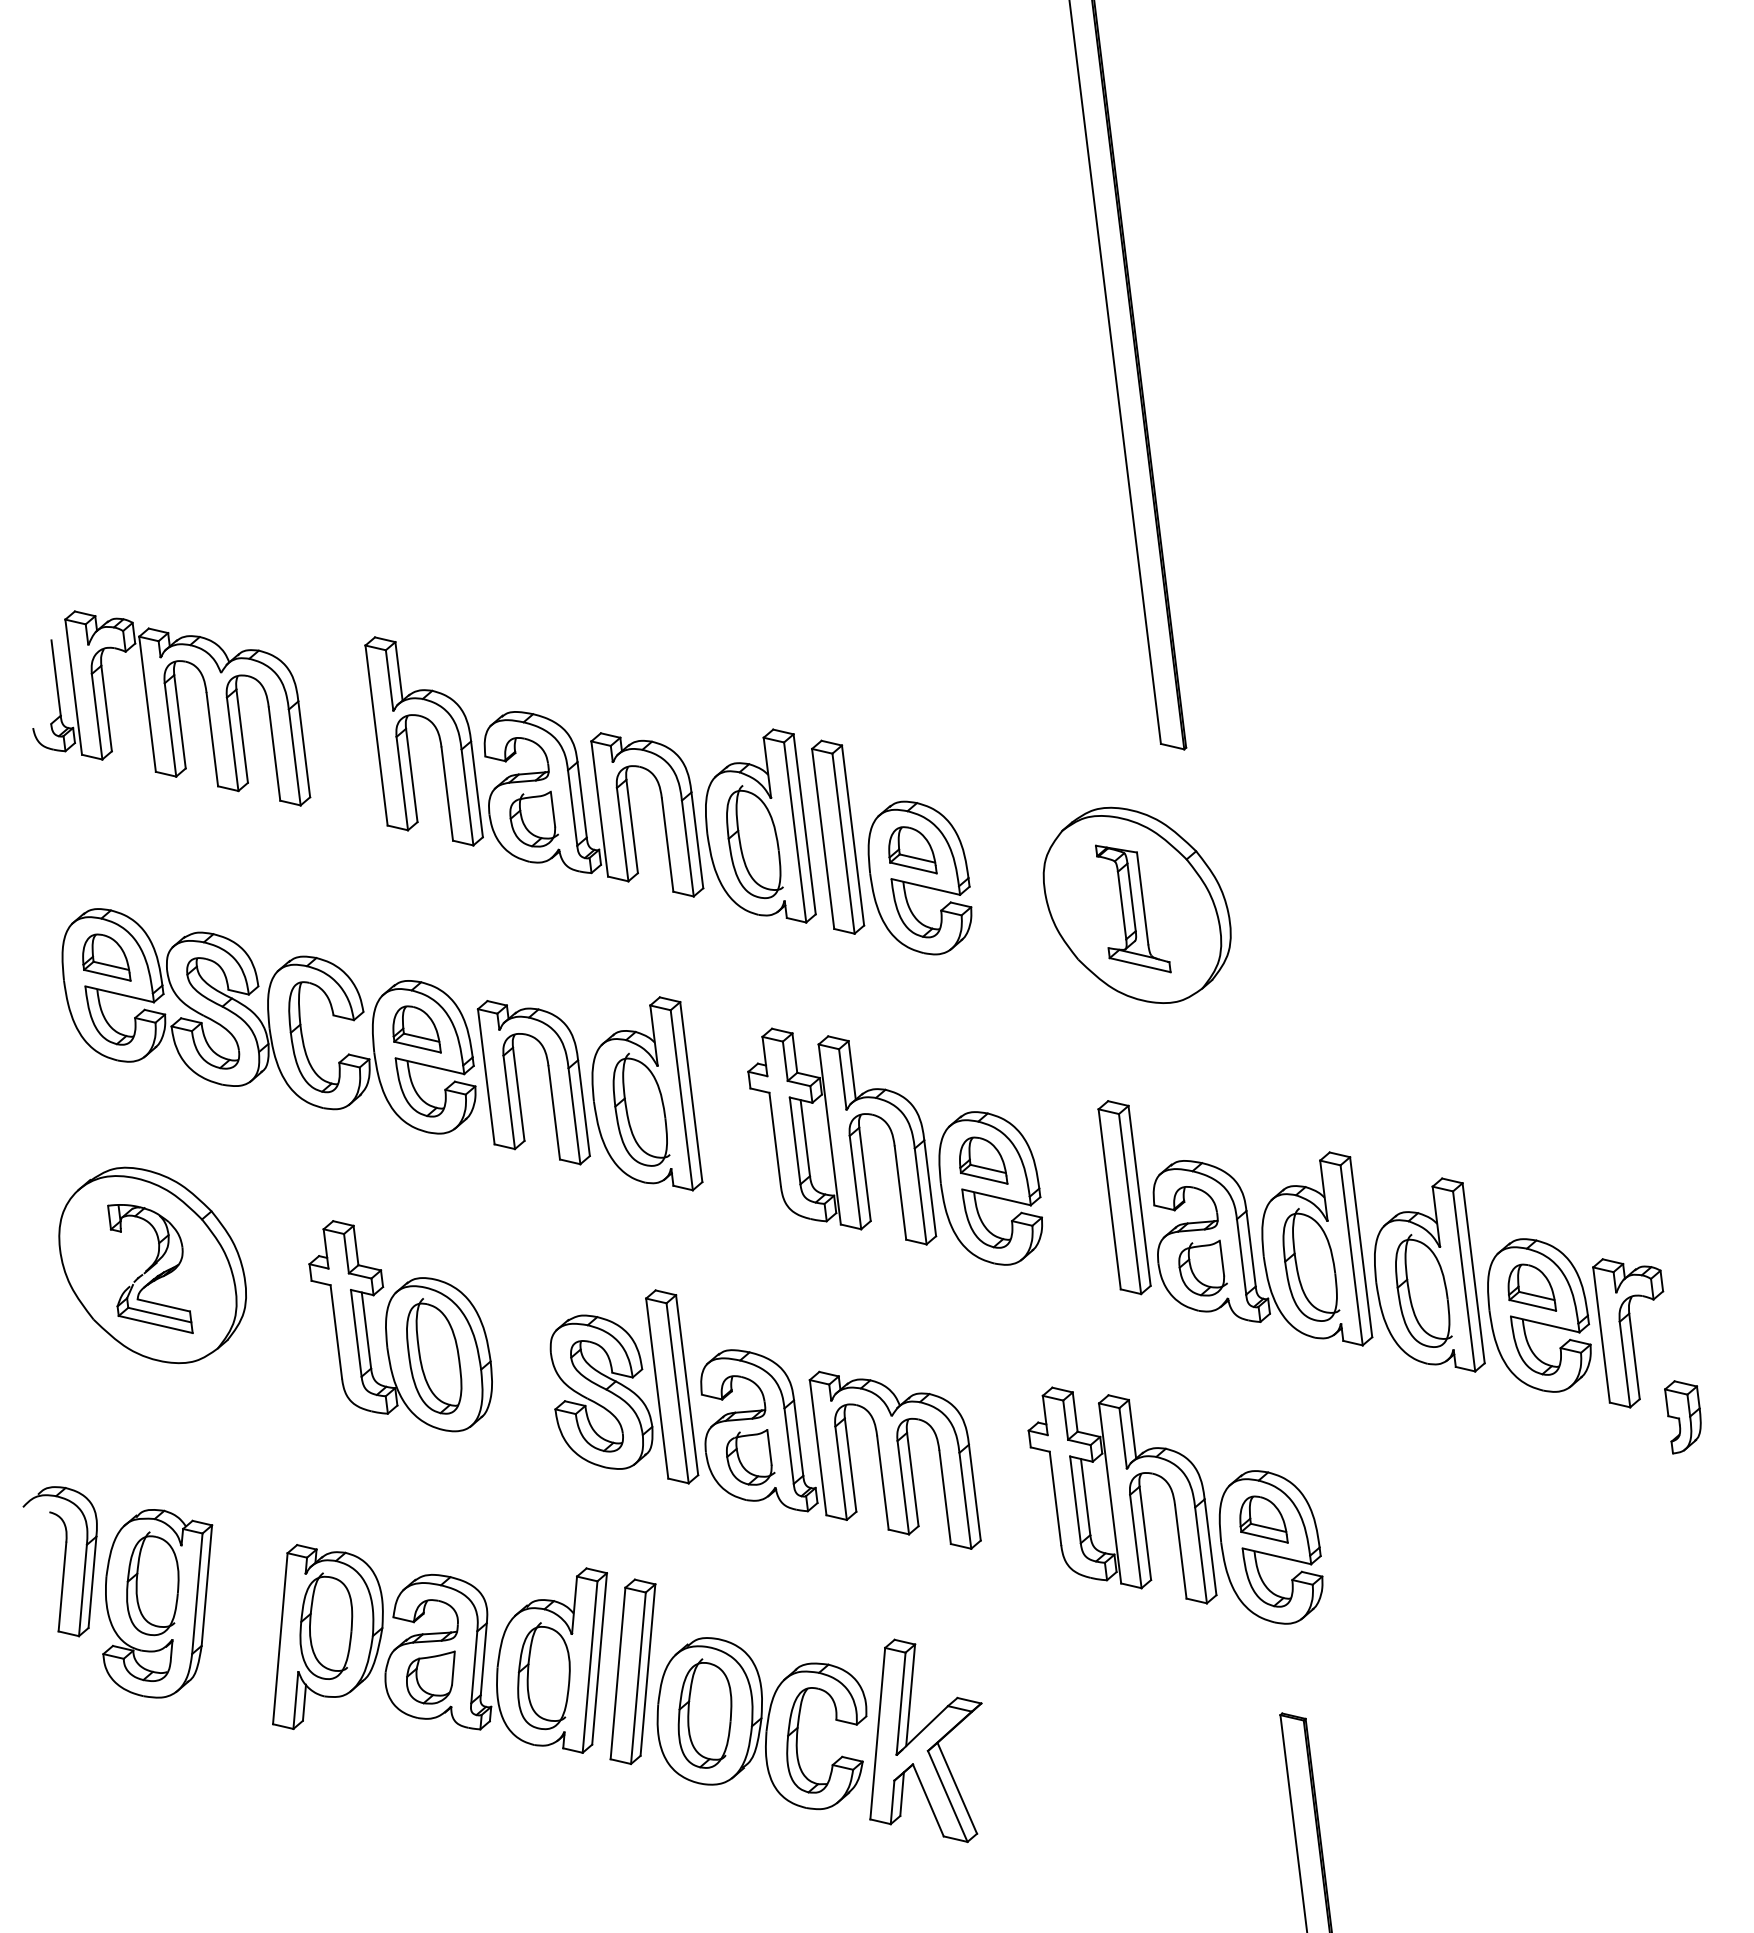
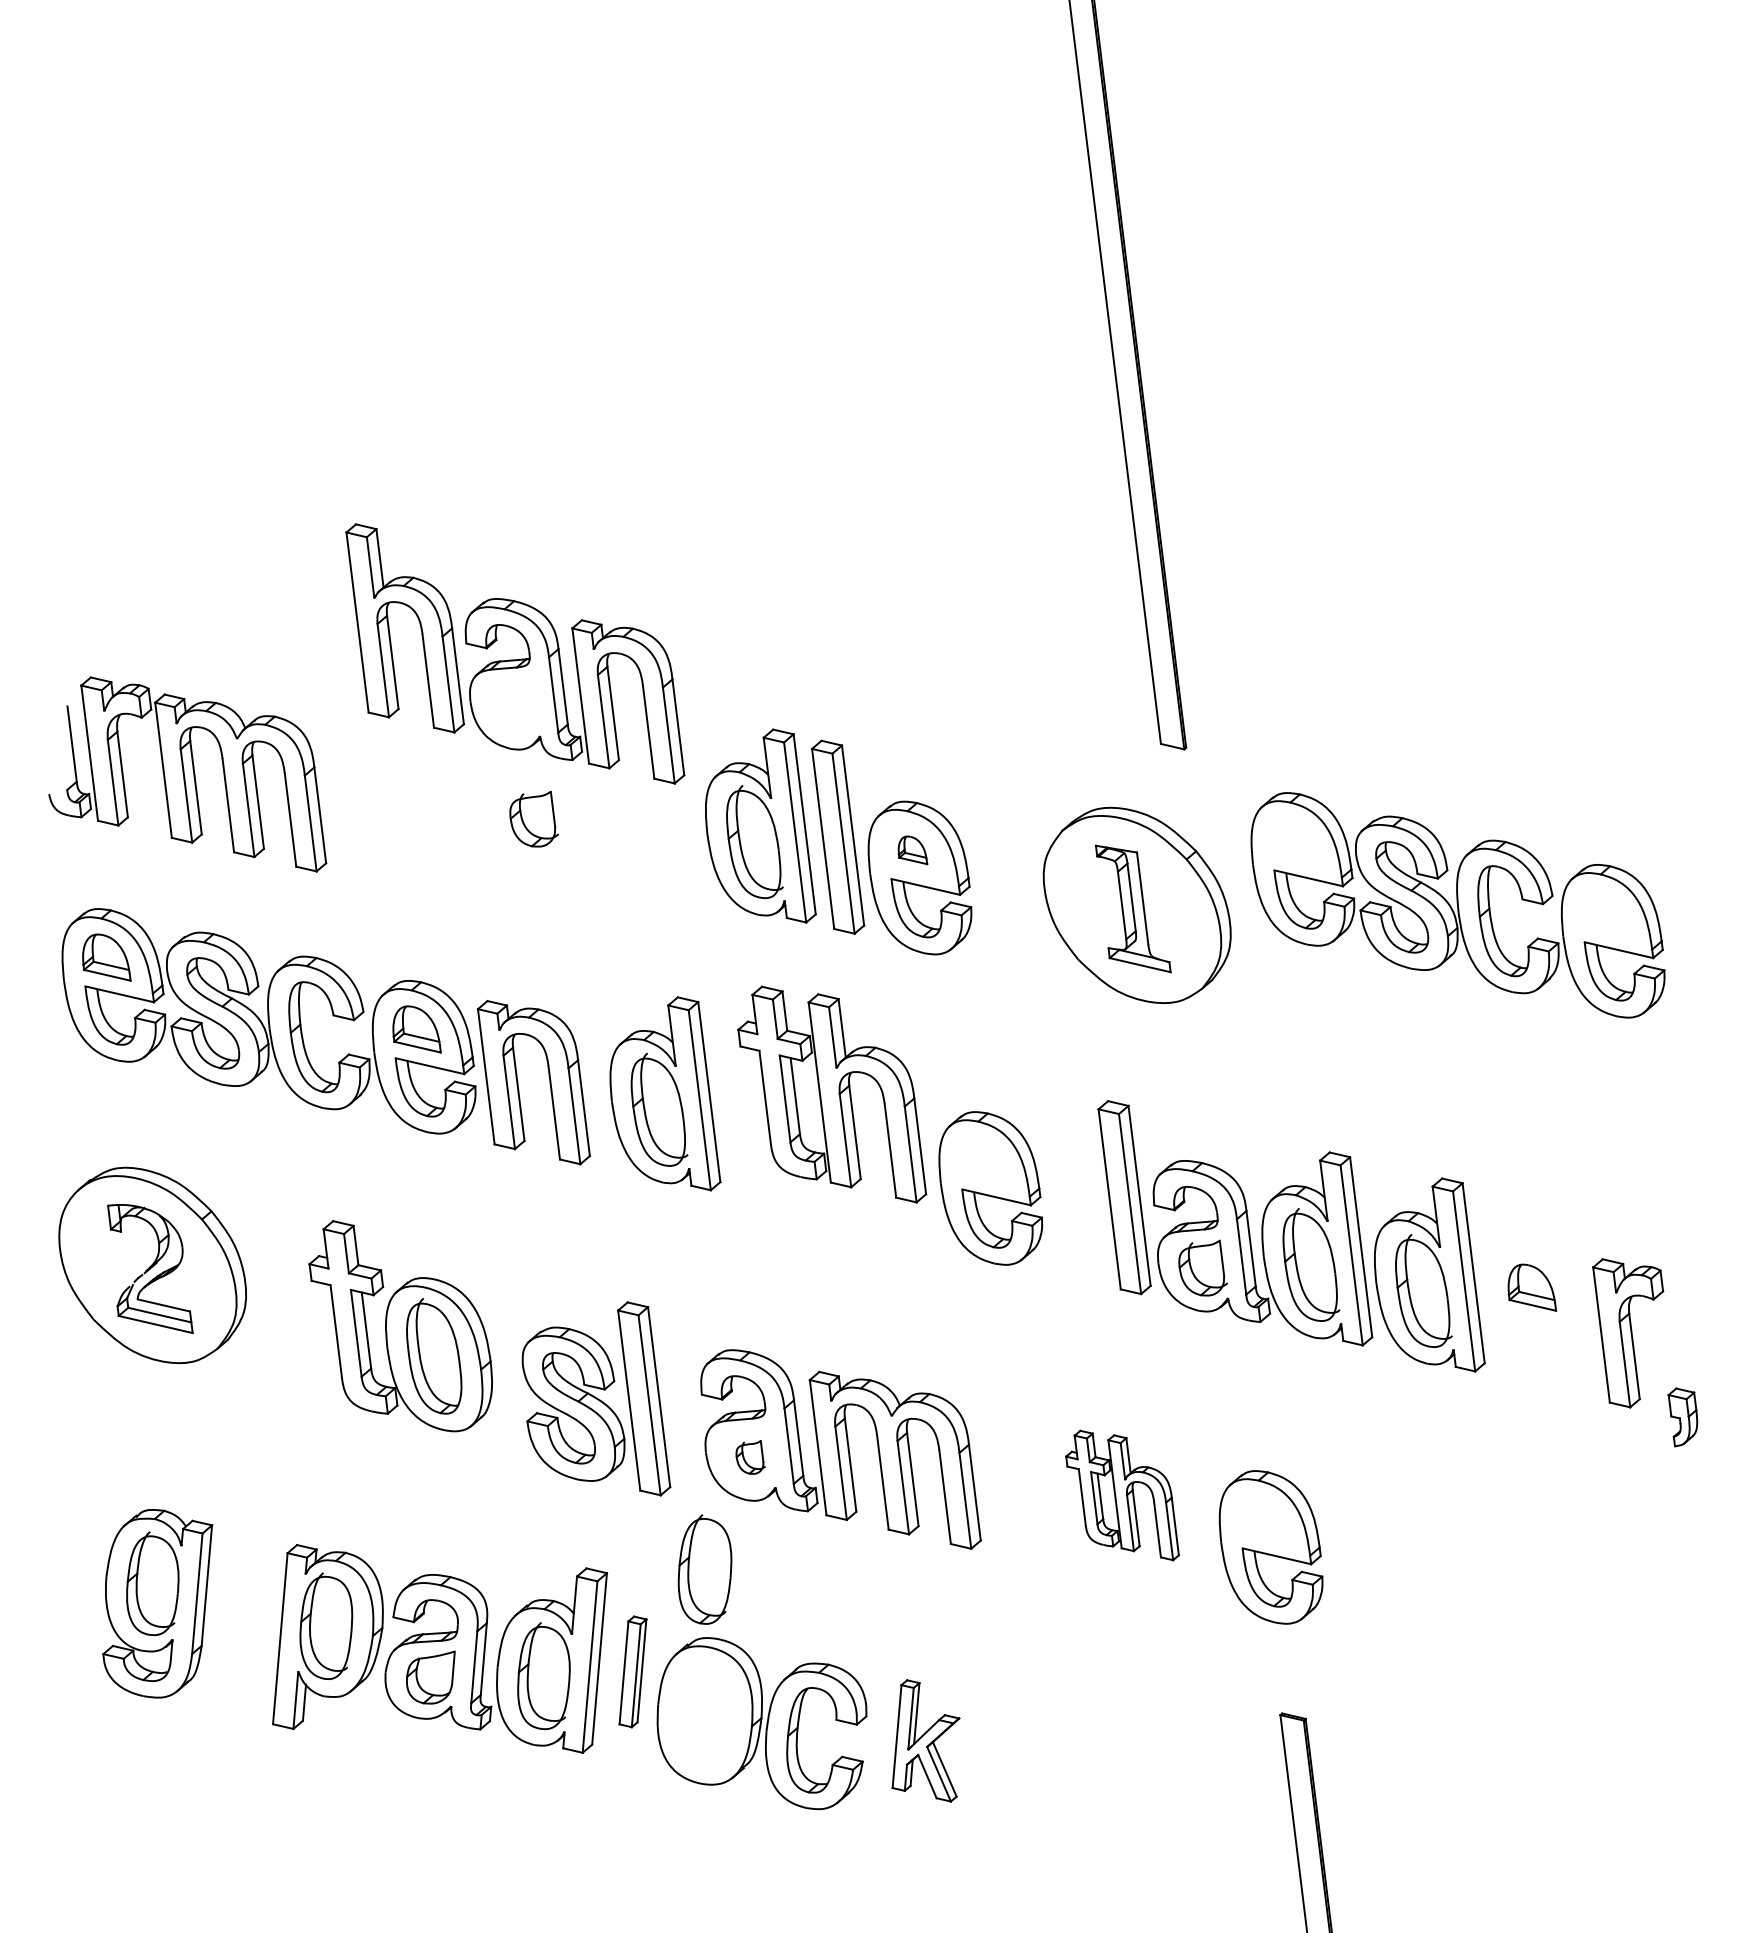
part position: (171, 708) -> (187, 774) (187, 774)
part position: (534, 766) -> (515, 653) (515, 653)
part size: 50x49 px -> 32x31 px (912, 850)
part: none -> present (1457, 905)
part position: (647, 1093) -> (665, 1093) (665, 1093)
part position: (842, 1136) -> (832, 1094) (832, 1094)
part: present -> none (983, 1160)
part: present -> none (1539, 1315)
part position: (624, 1386) -> (596, 1398) (596, 1398)
part size: 38x75 px -> 32x61 px (1682, 1417)
part size: 50x57 px -> 31x35 px (750, 1457)
part size: 191x219 px -> 115x133 px (1122, 1495)
part: present -> none (1263, 1519)
part: present -> none (59, 1561)
part size: 48x188 px -> 30x114 px (632, 1671)
part position: (704, 1713) -> (704, 1569) (704, 1569)
part size: 114x206 px -> 70x124 px (925, 1740)
